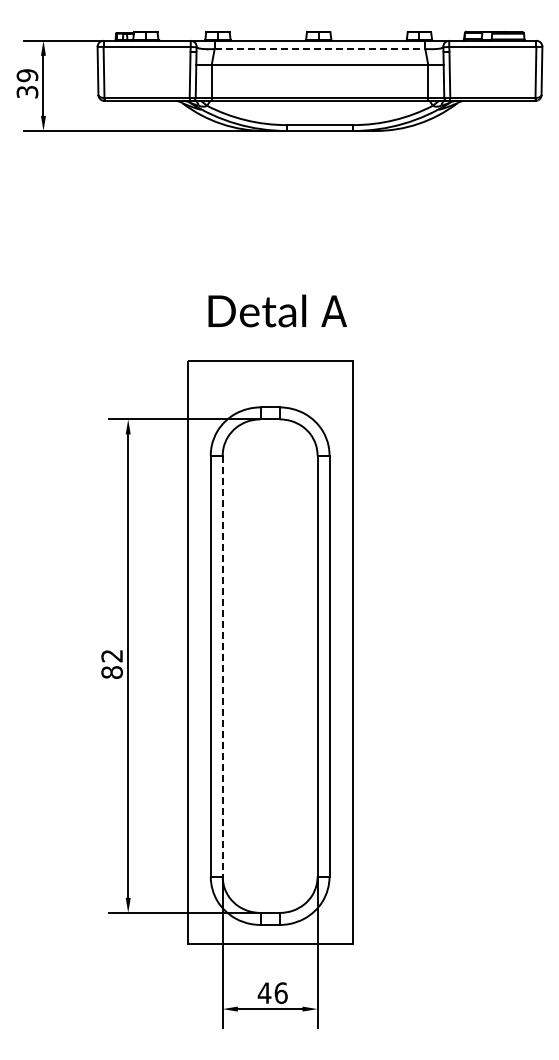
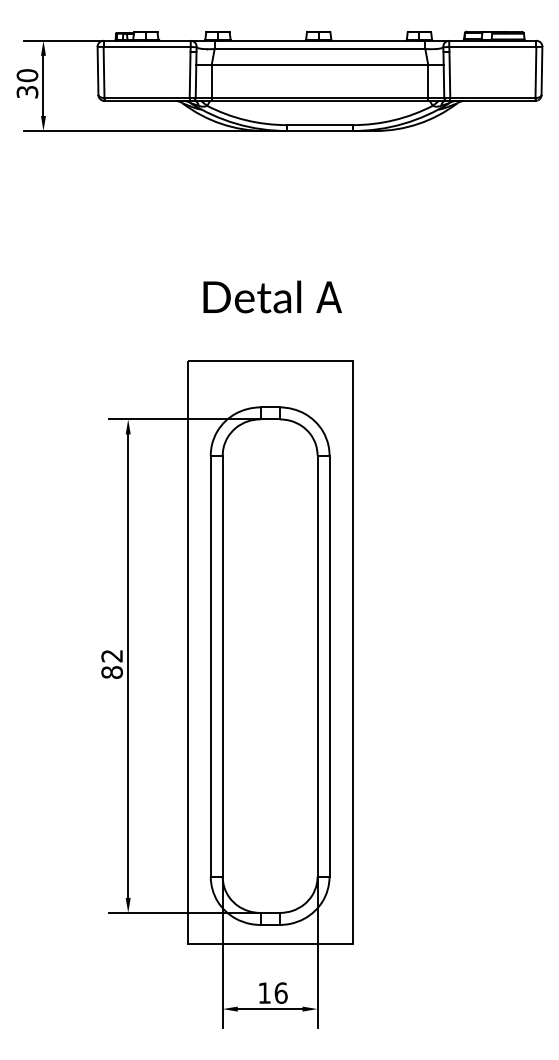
line: dashed -> solid (320, 49)
text: 39 -> 30 (27, 75)
text position: (277, 310) -> (272, 296) (272, 296)
line: dashed -> solid (222, 666)
text: 46 -> 16 (264, 992)
